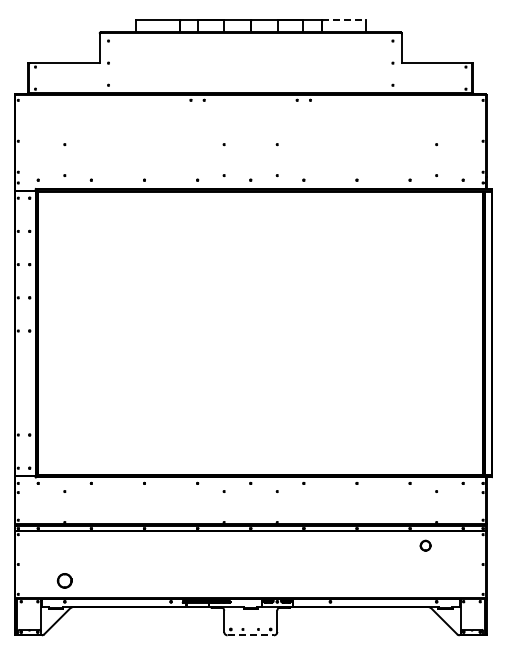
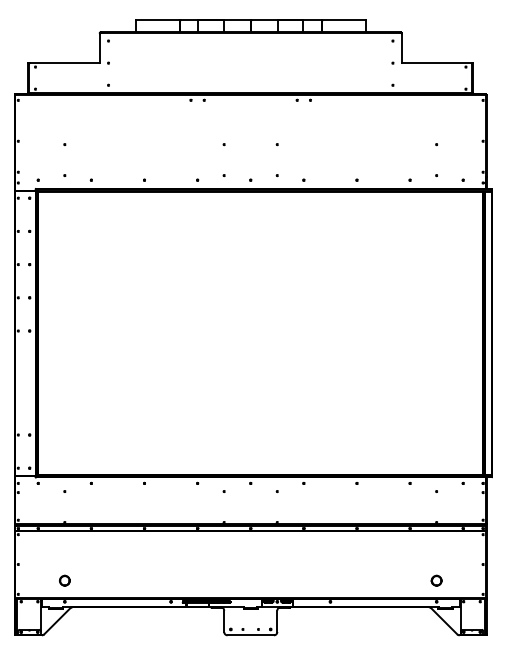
line: dashed -> solid (343, 19)
part position: (425, 545) -> (436, 580) (436, 580)
part size: 17x16 px -> 12x13 px (64, 580)
line: dashed -> solid (251, 635)
